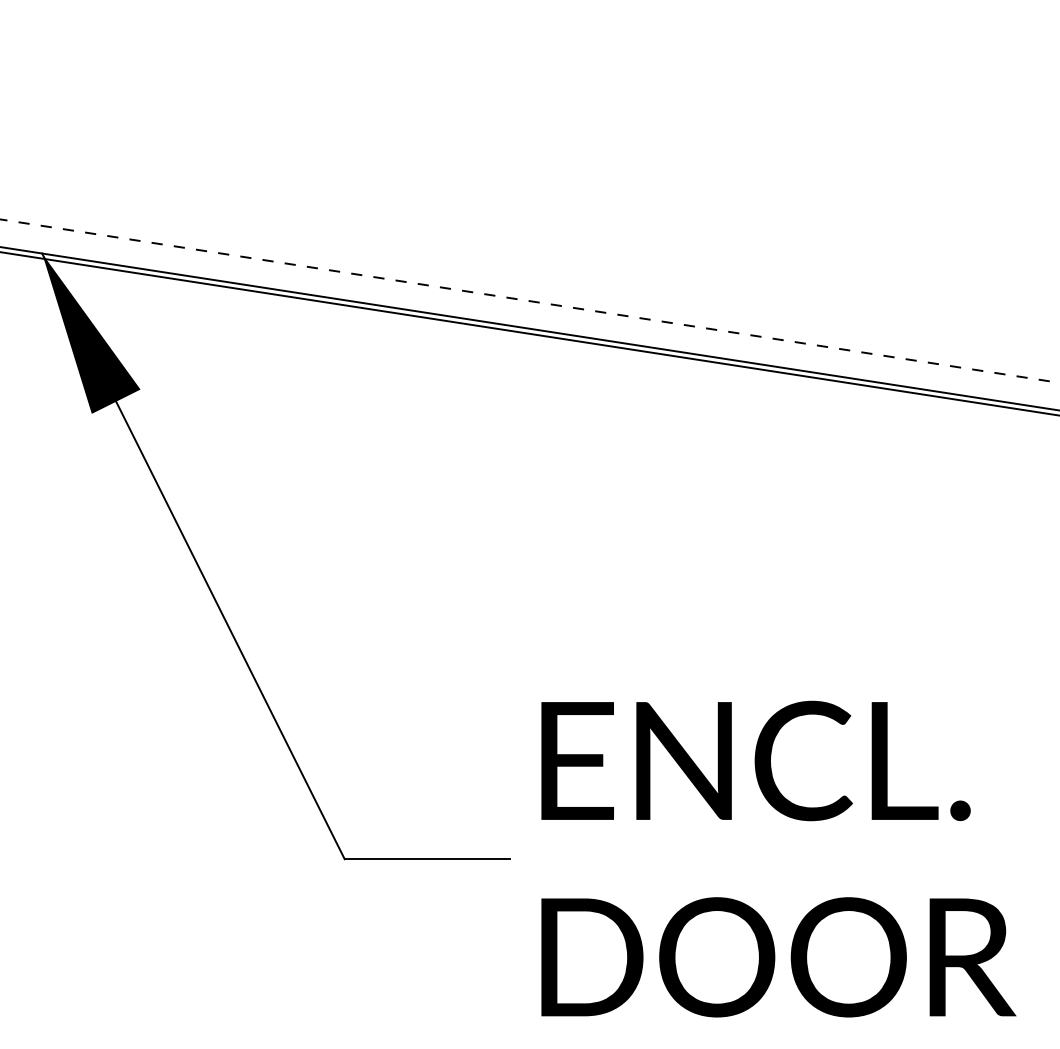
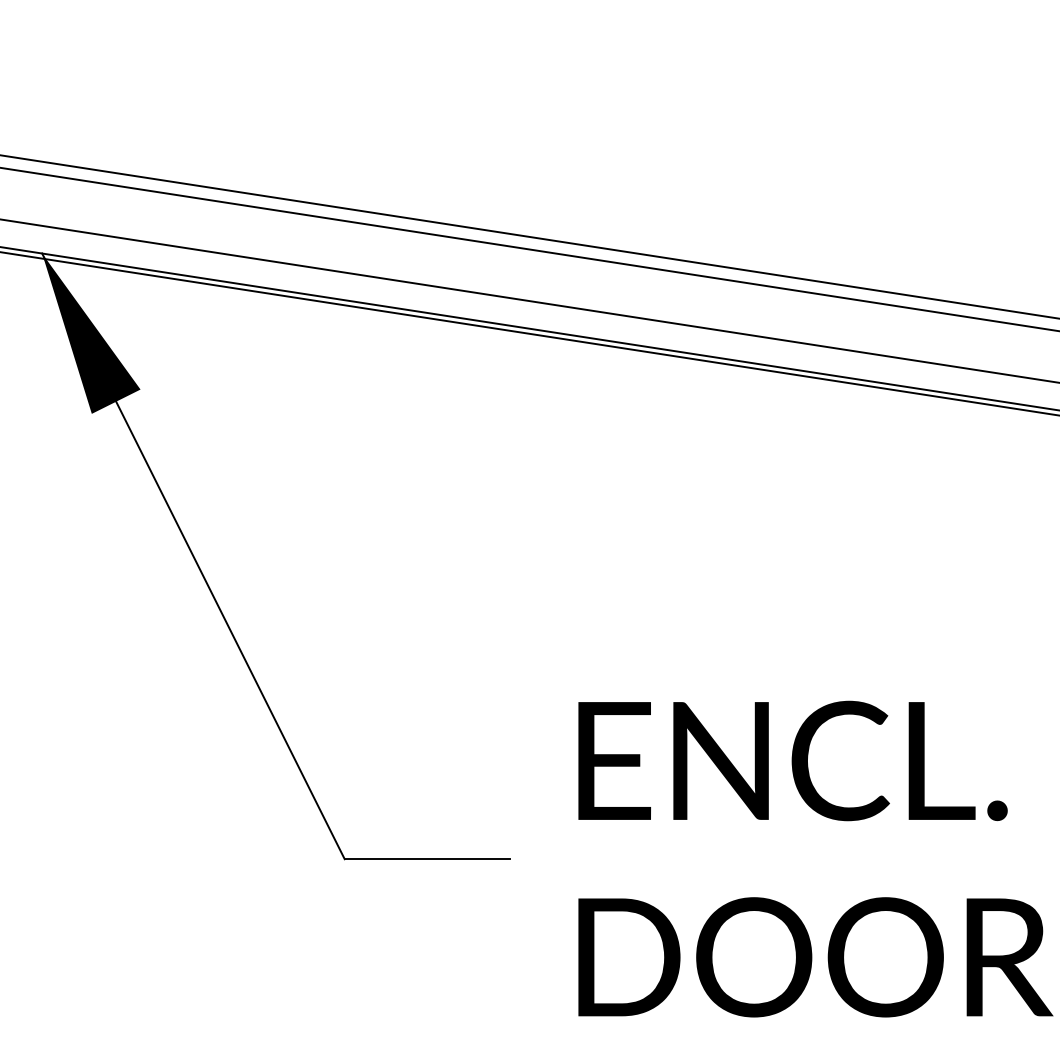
line: none -> present (529, 236)
line: none -> present (529, 249)
line: dashed -> solid (530, 301)
text position: (778, 858) -> (815, 858) (815, 858)
